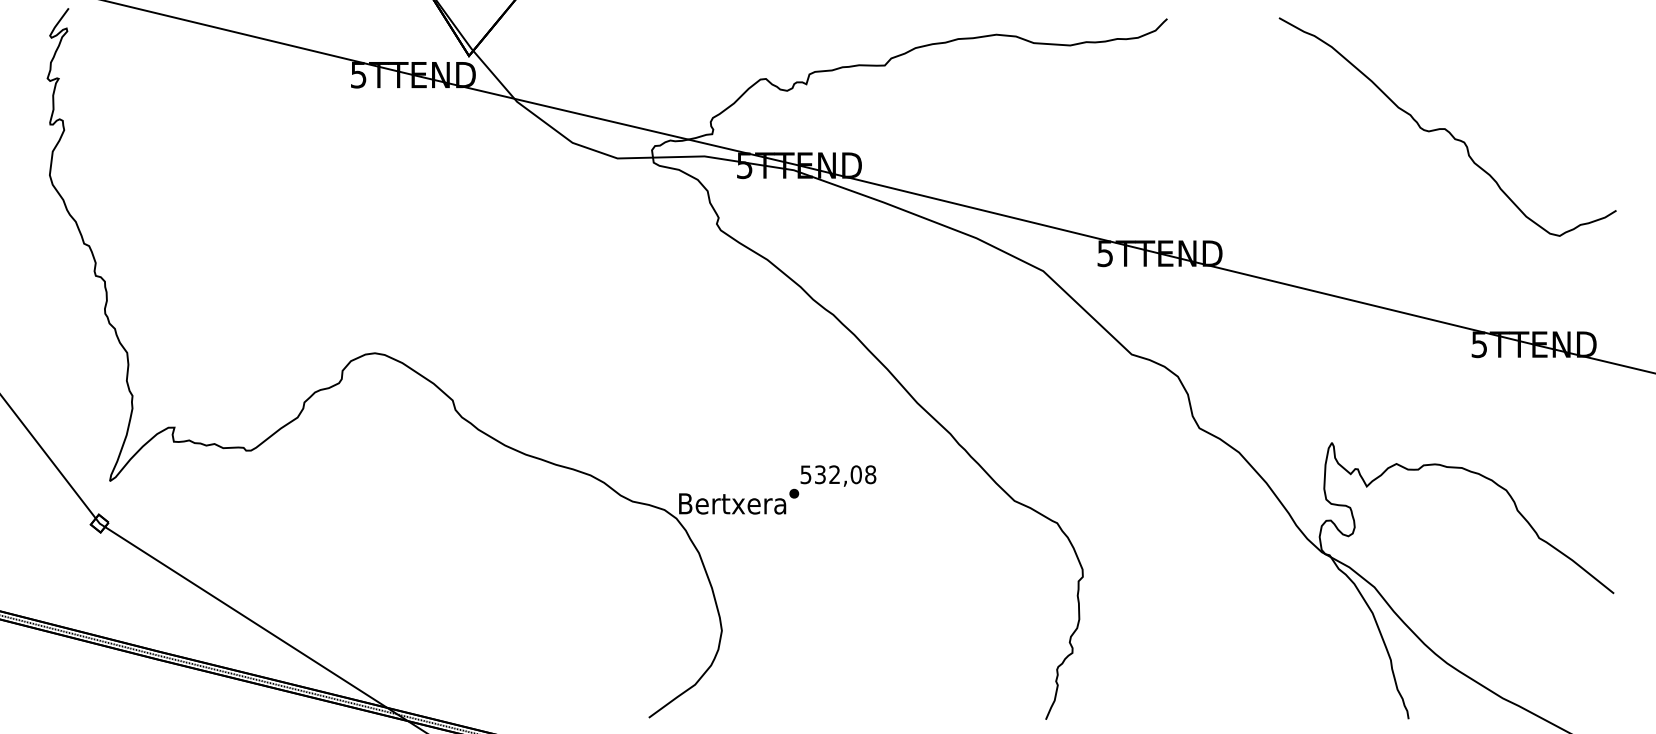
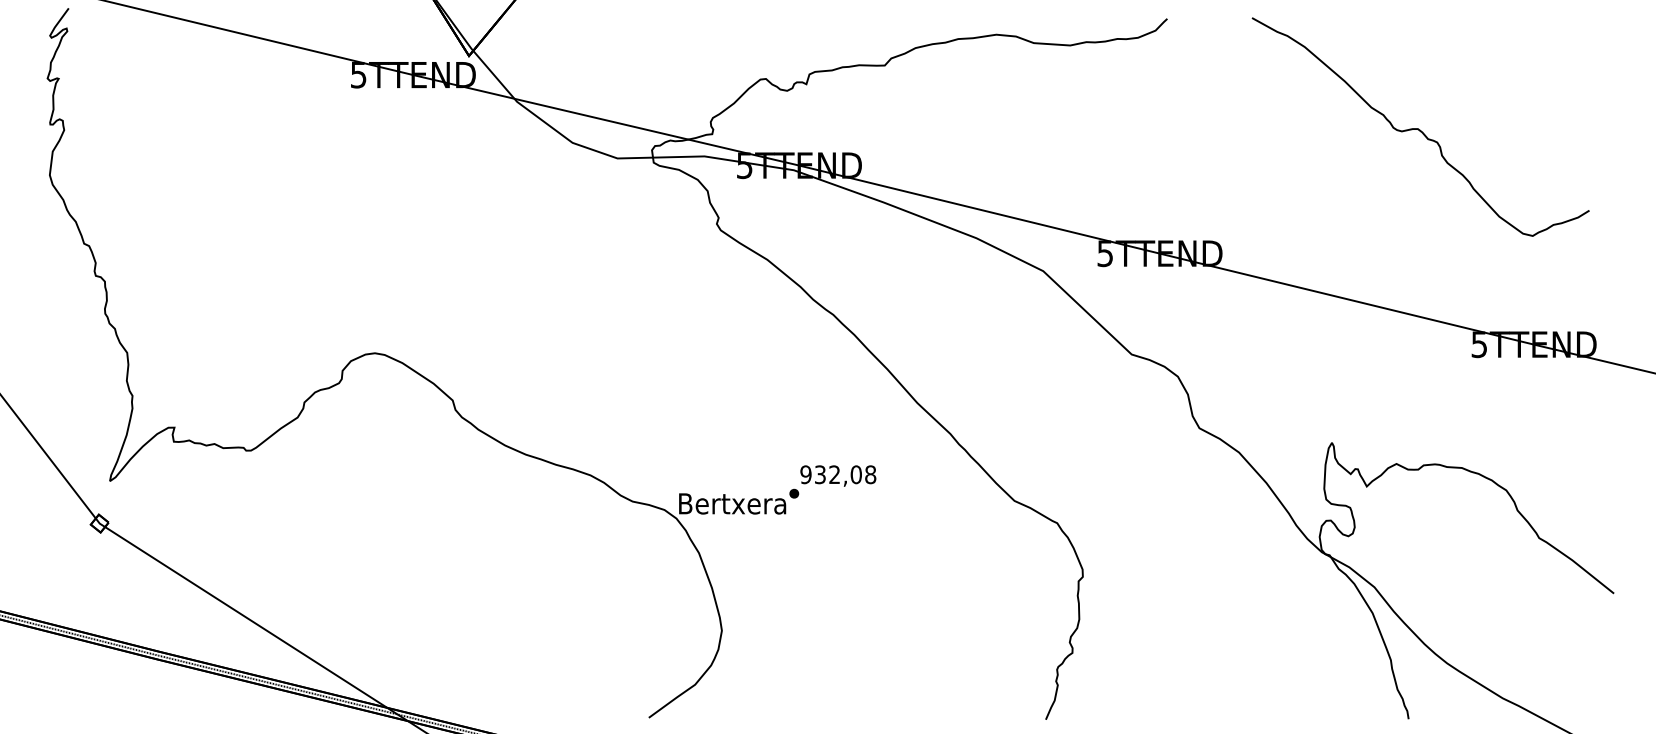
curve position: (1445, 128) -> (1418, 128) (1418, 128)
text: 532,08 -> 932,08 (805, 474)
